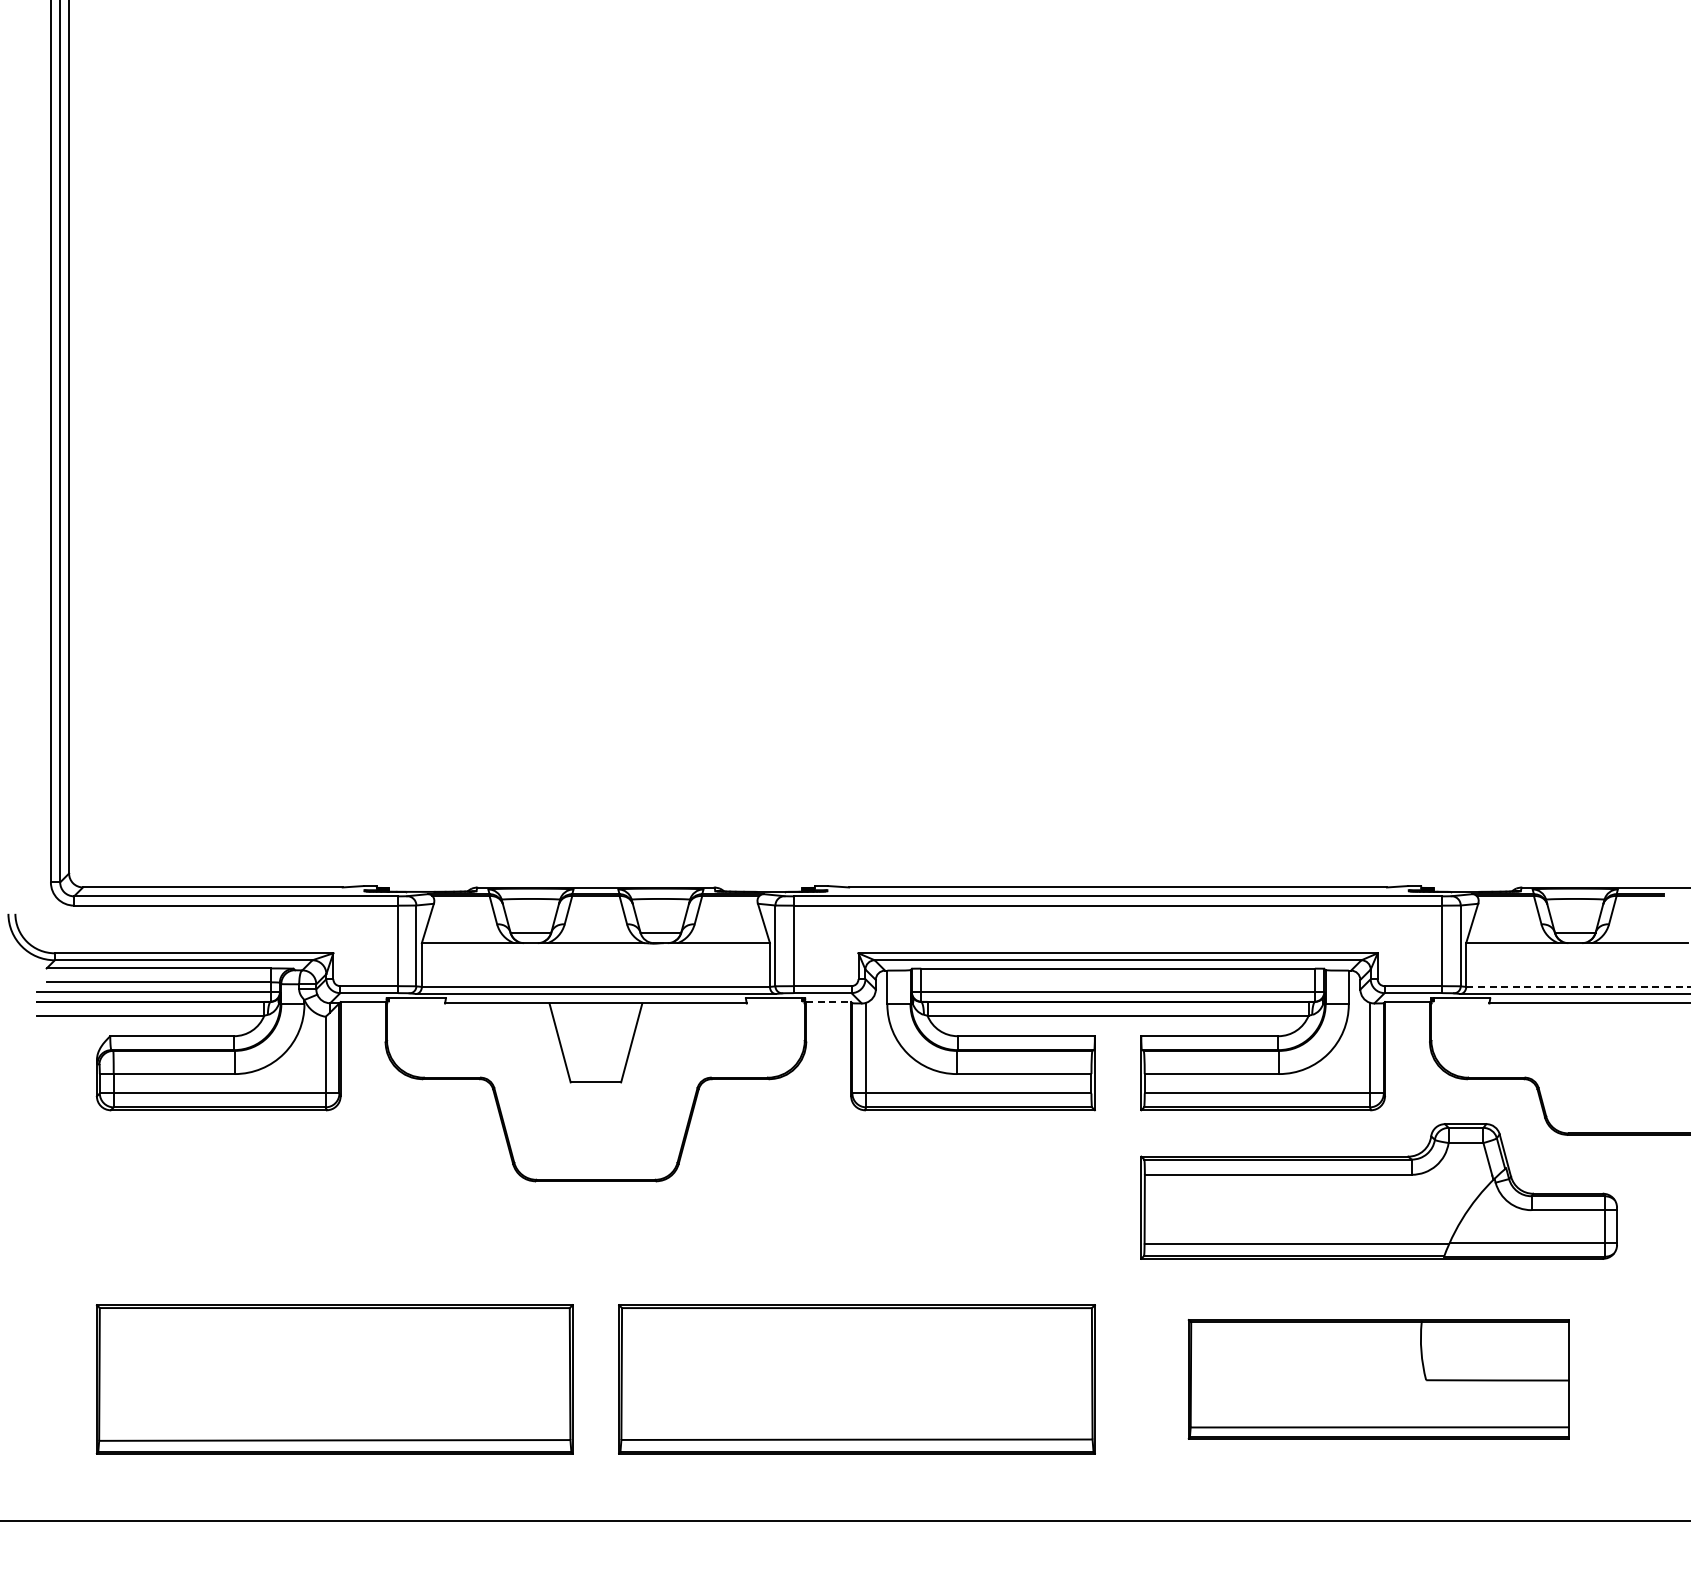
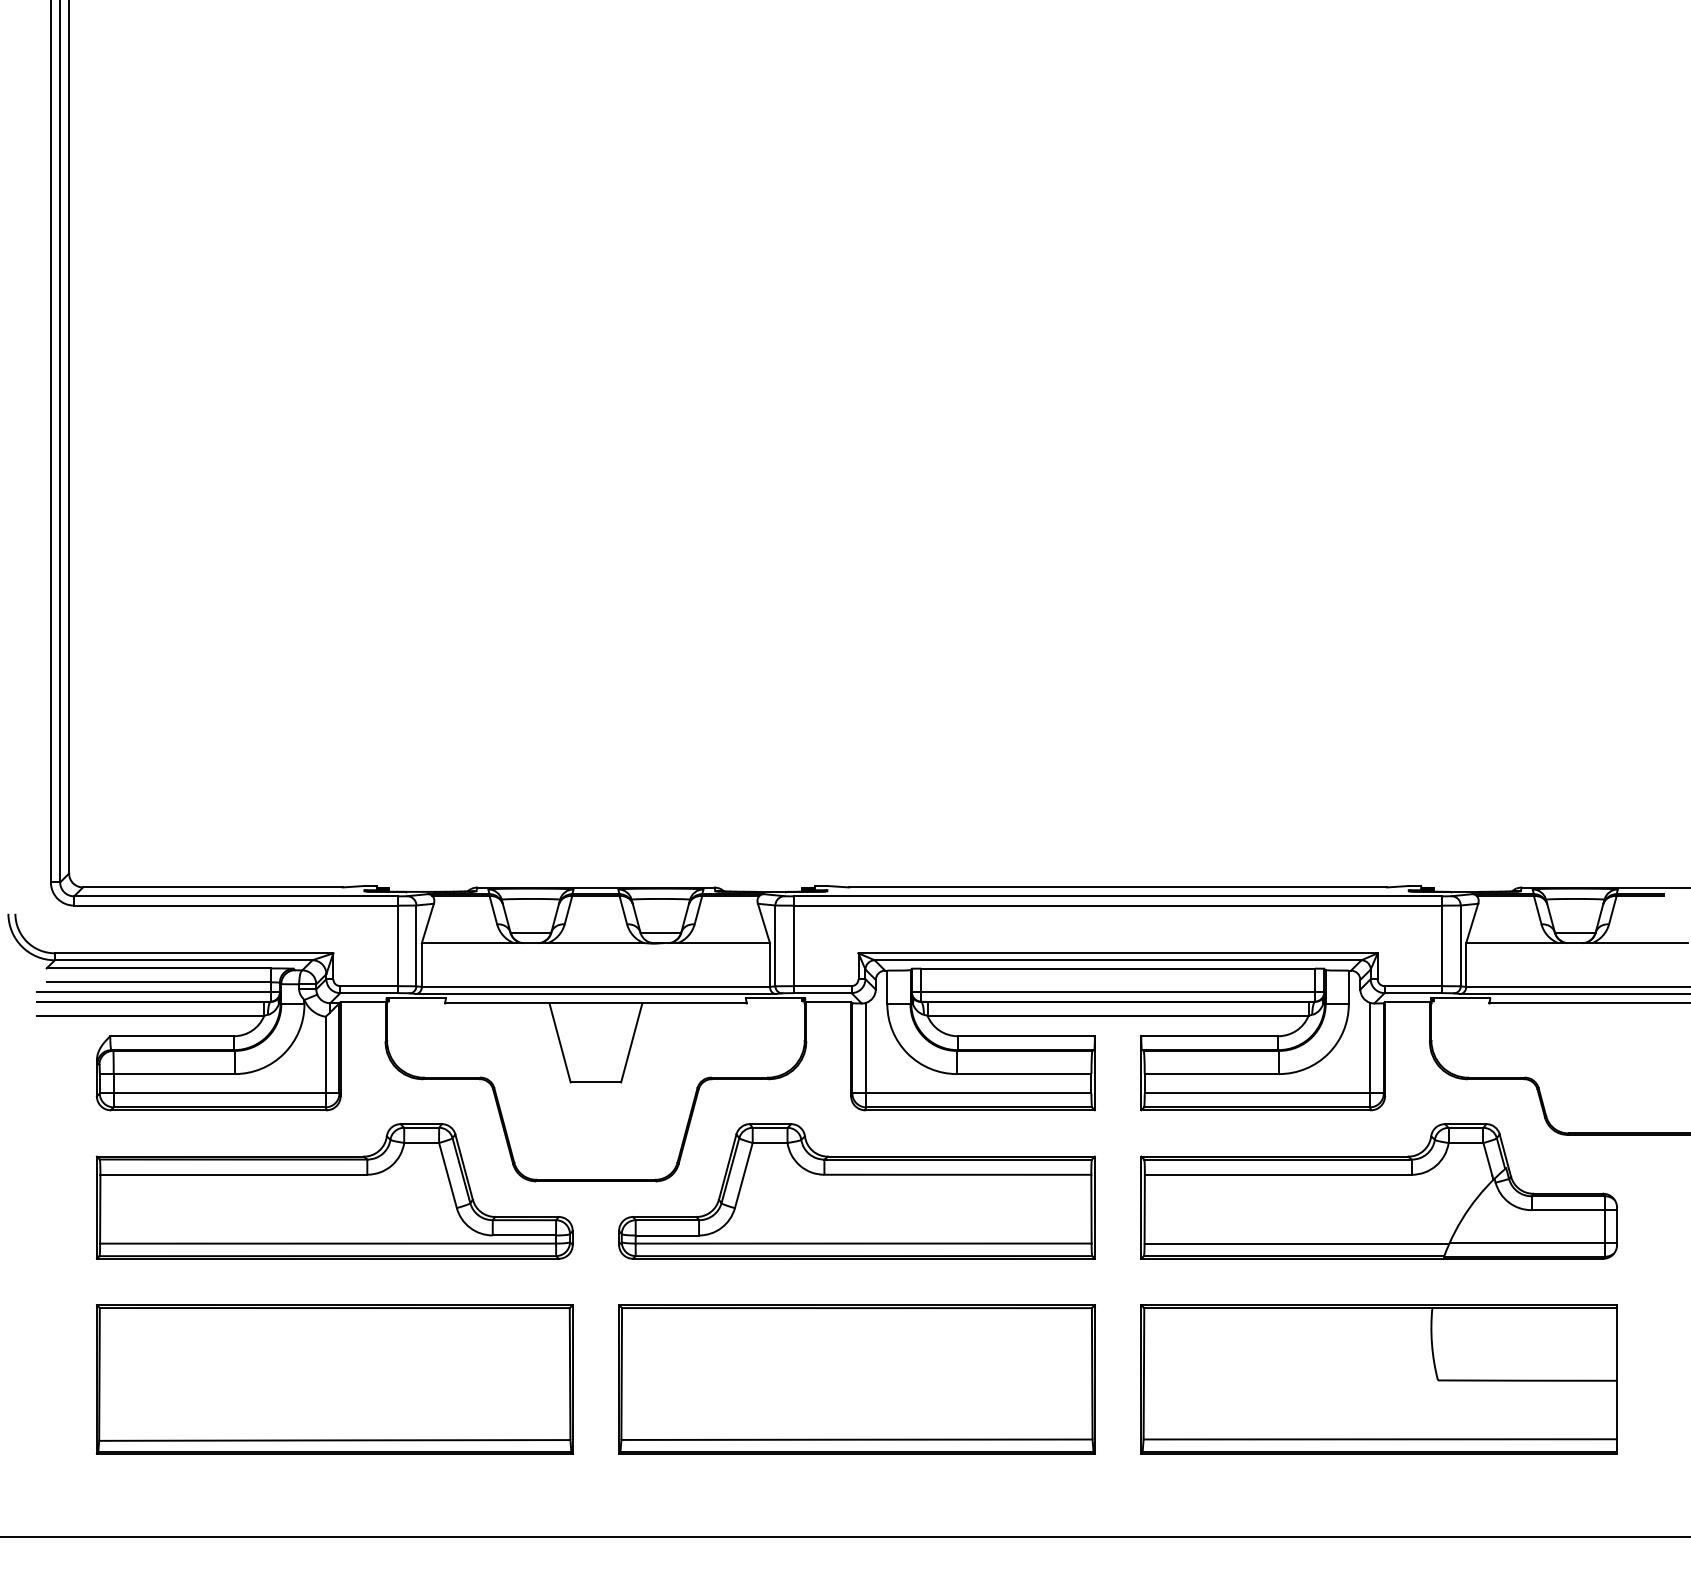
line: dashed -> solid (1578, 987)
line: dashed -> solid (828, 1002)
part: none -> present (334, 1191)
part: none -> present (856, 1191)
part size: 383x121 px -> 478x151 px (1378, 1379)
line position: (844, 1521) -> (844, 1537) (844, 1537)
